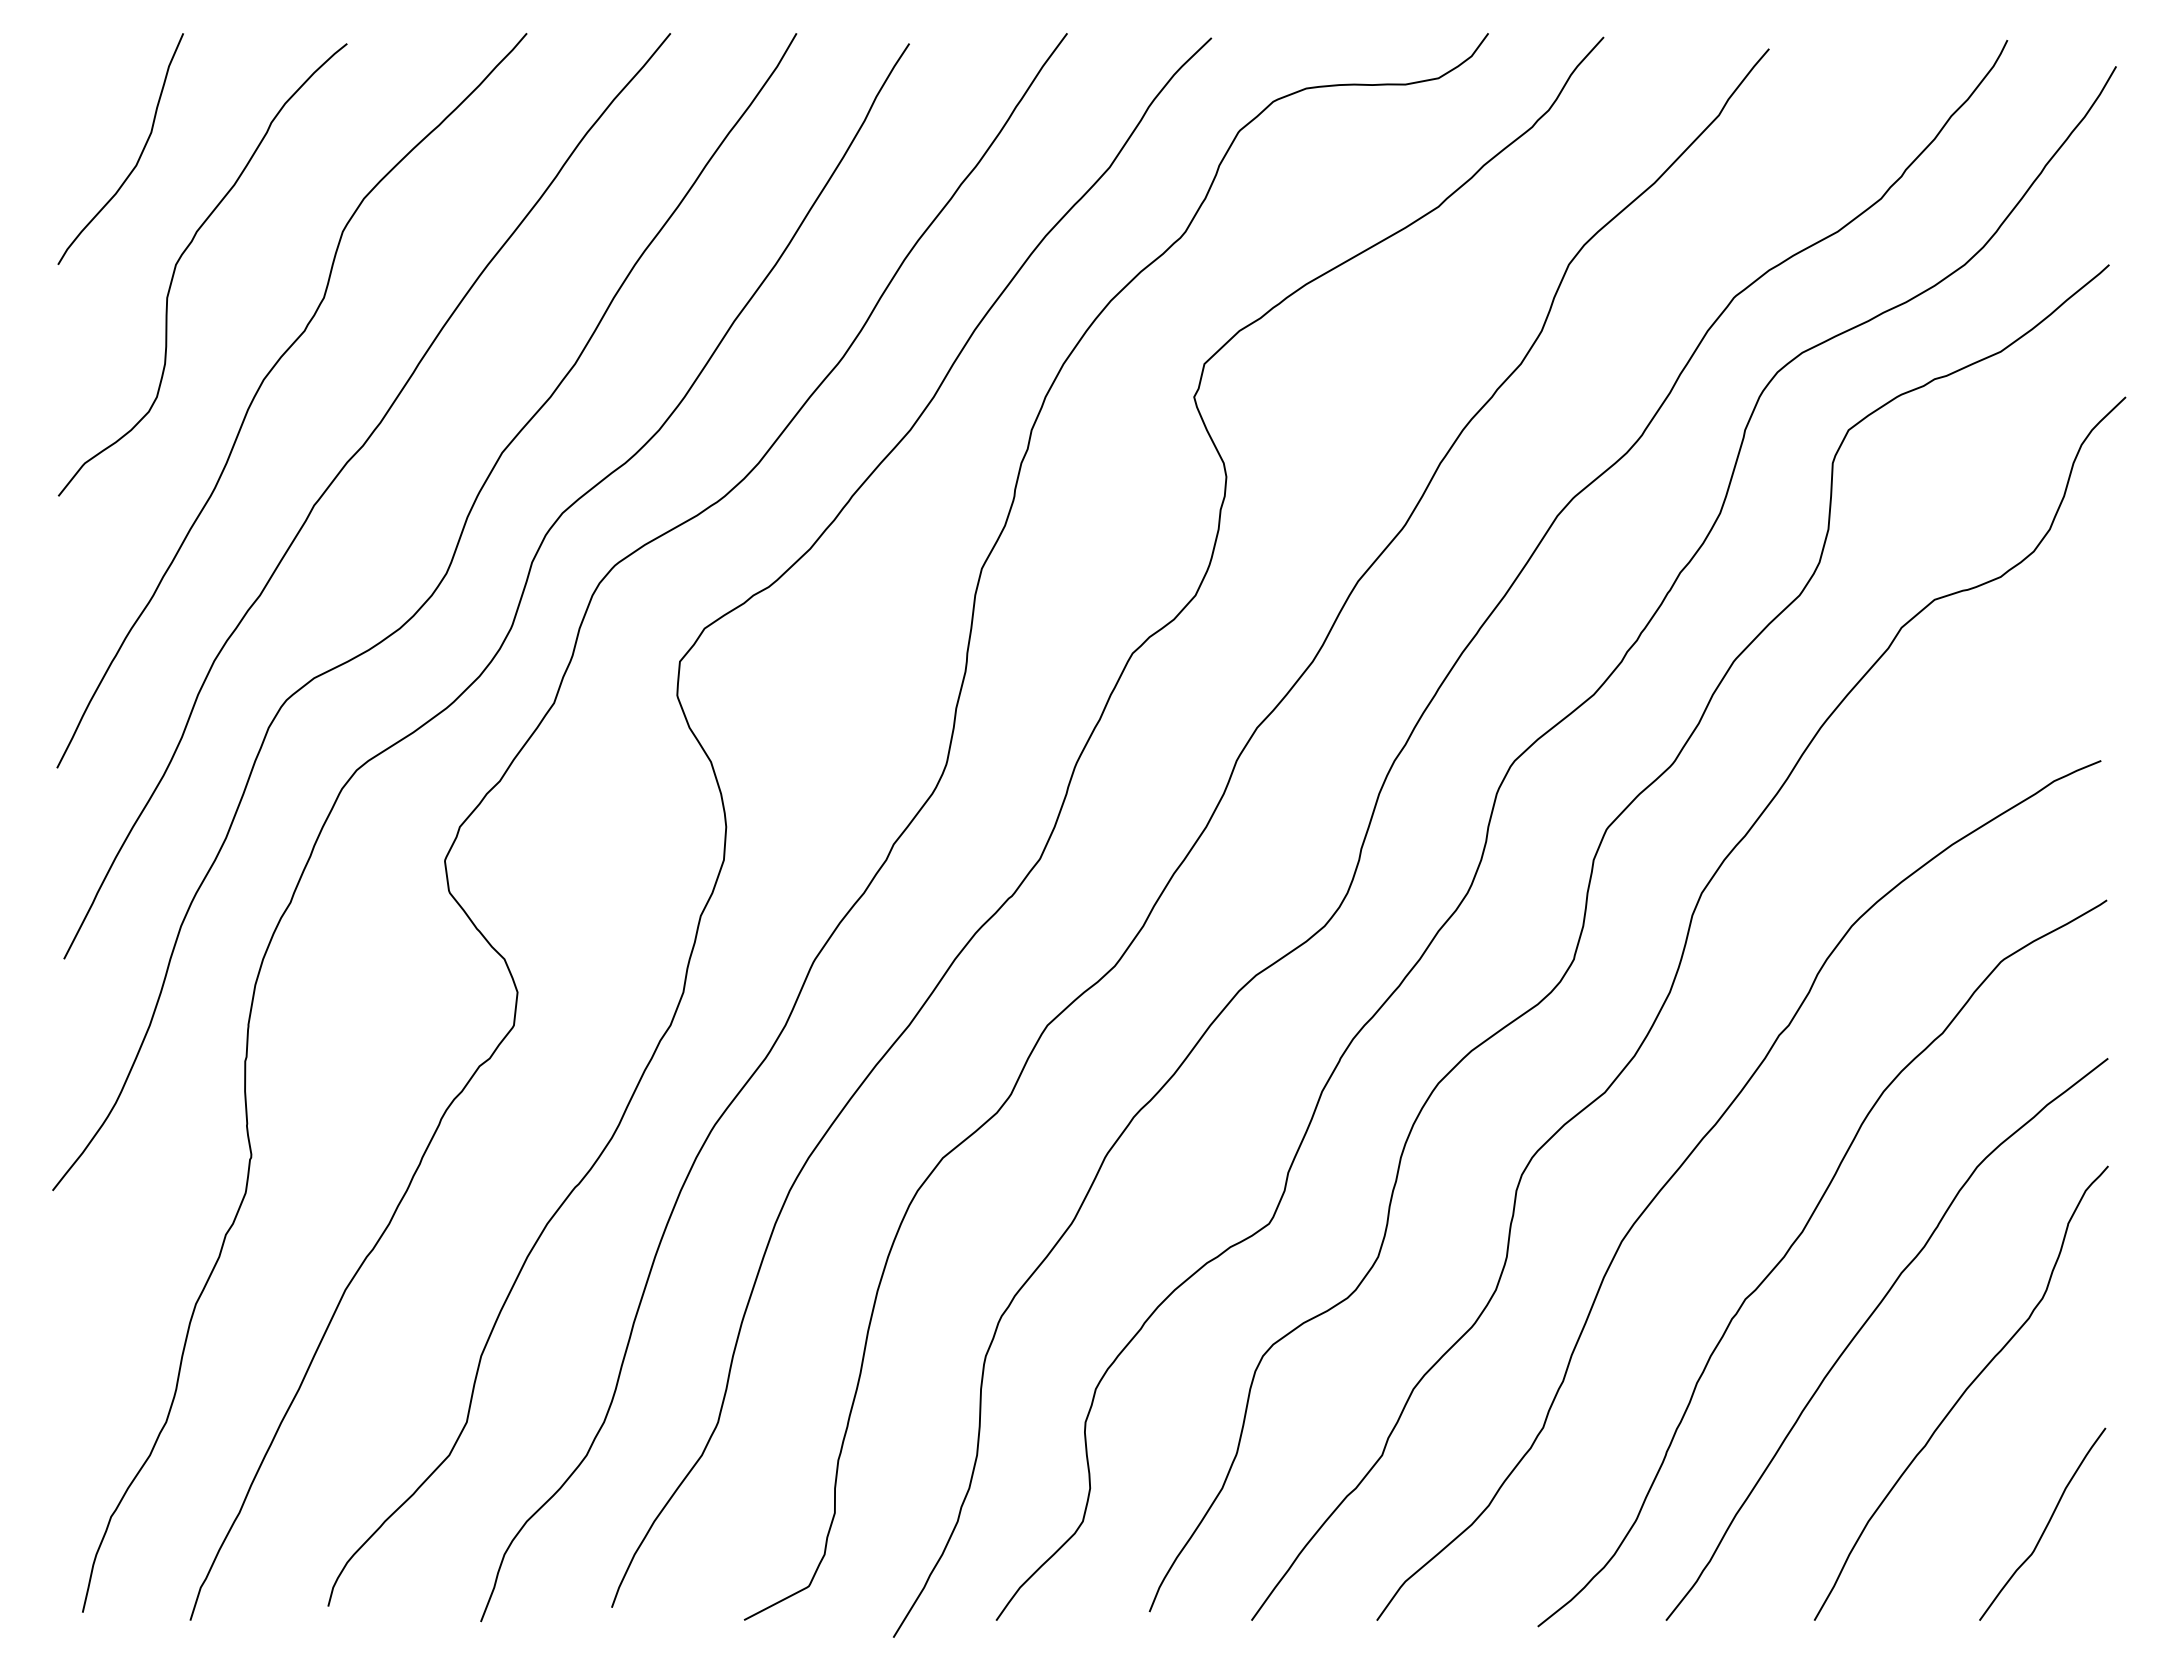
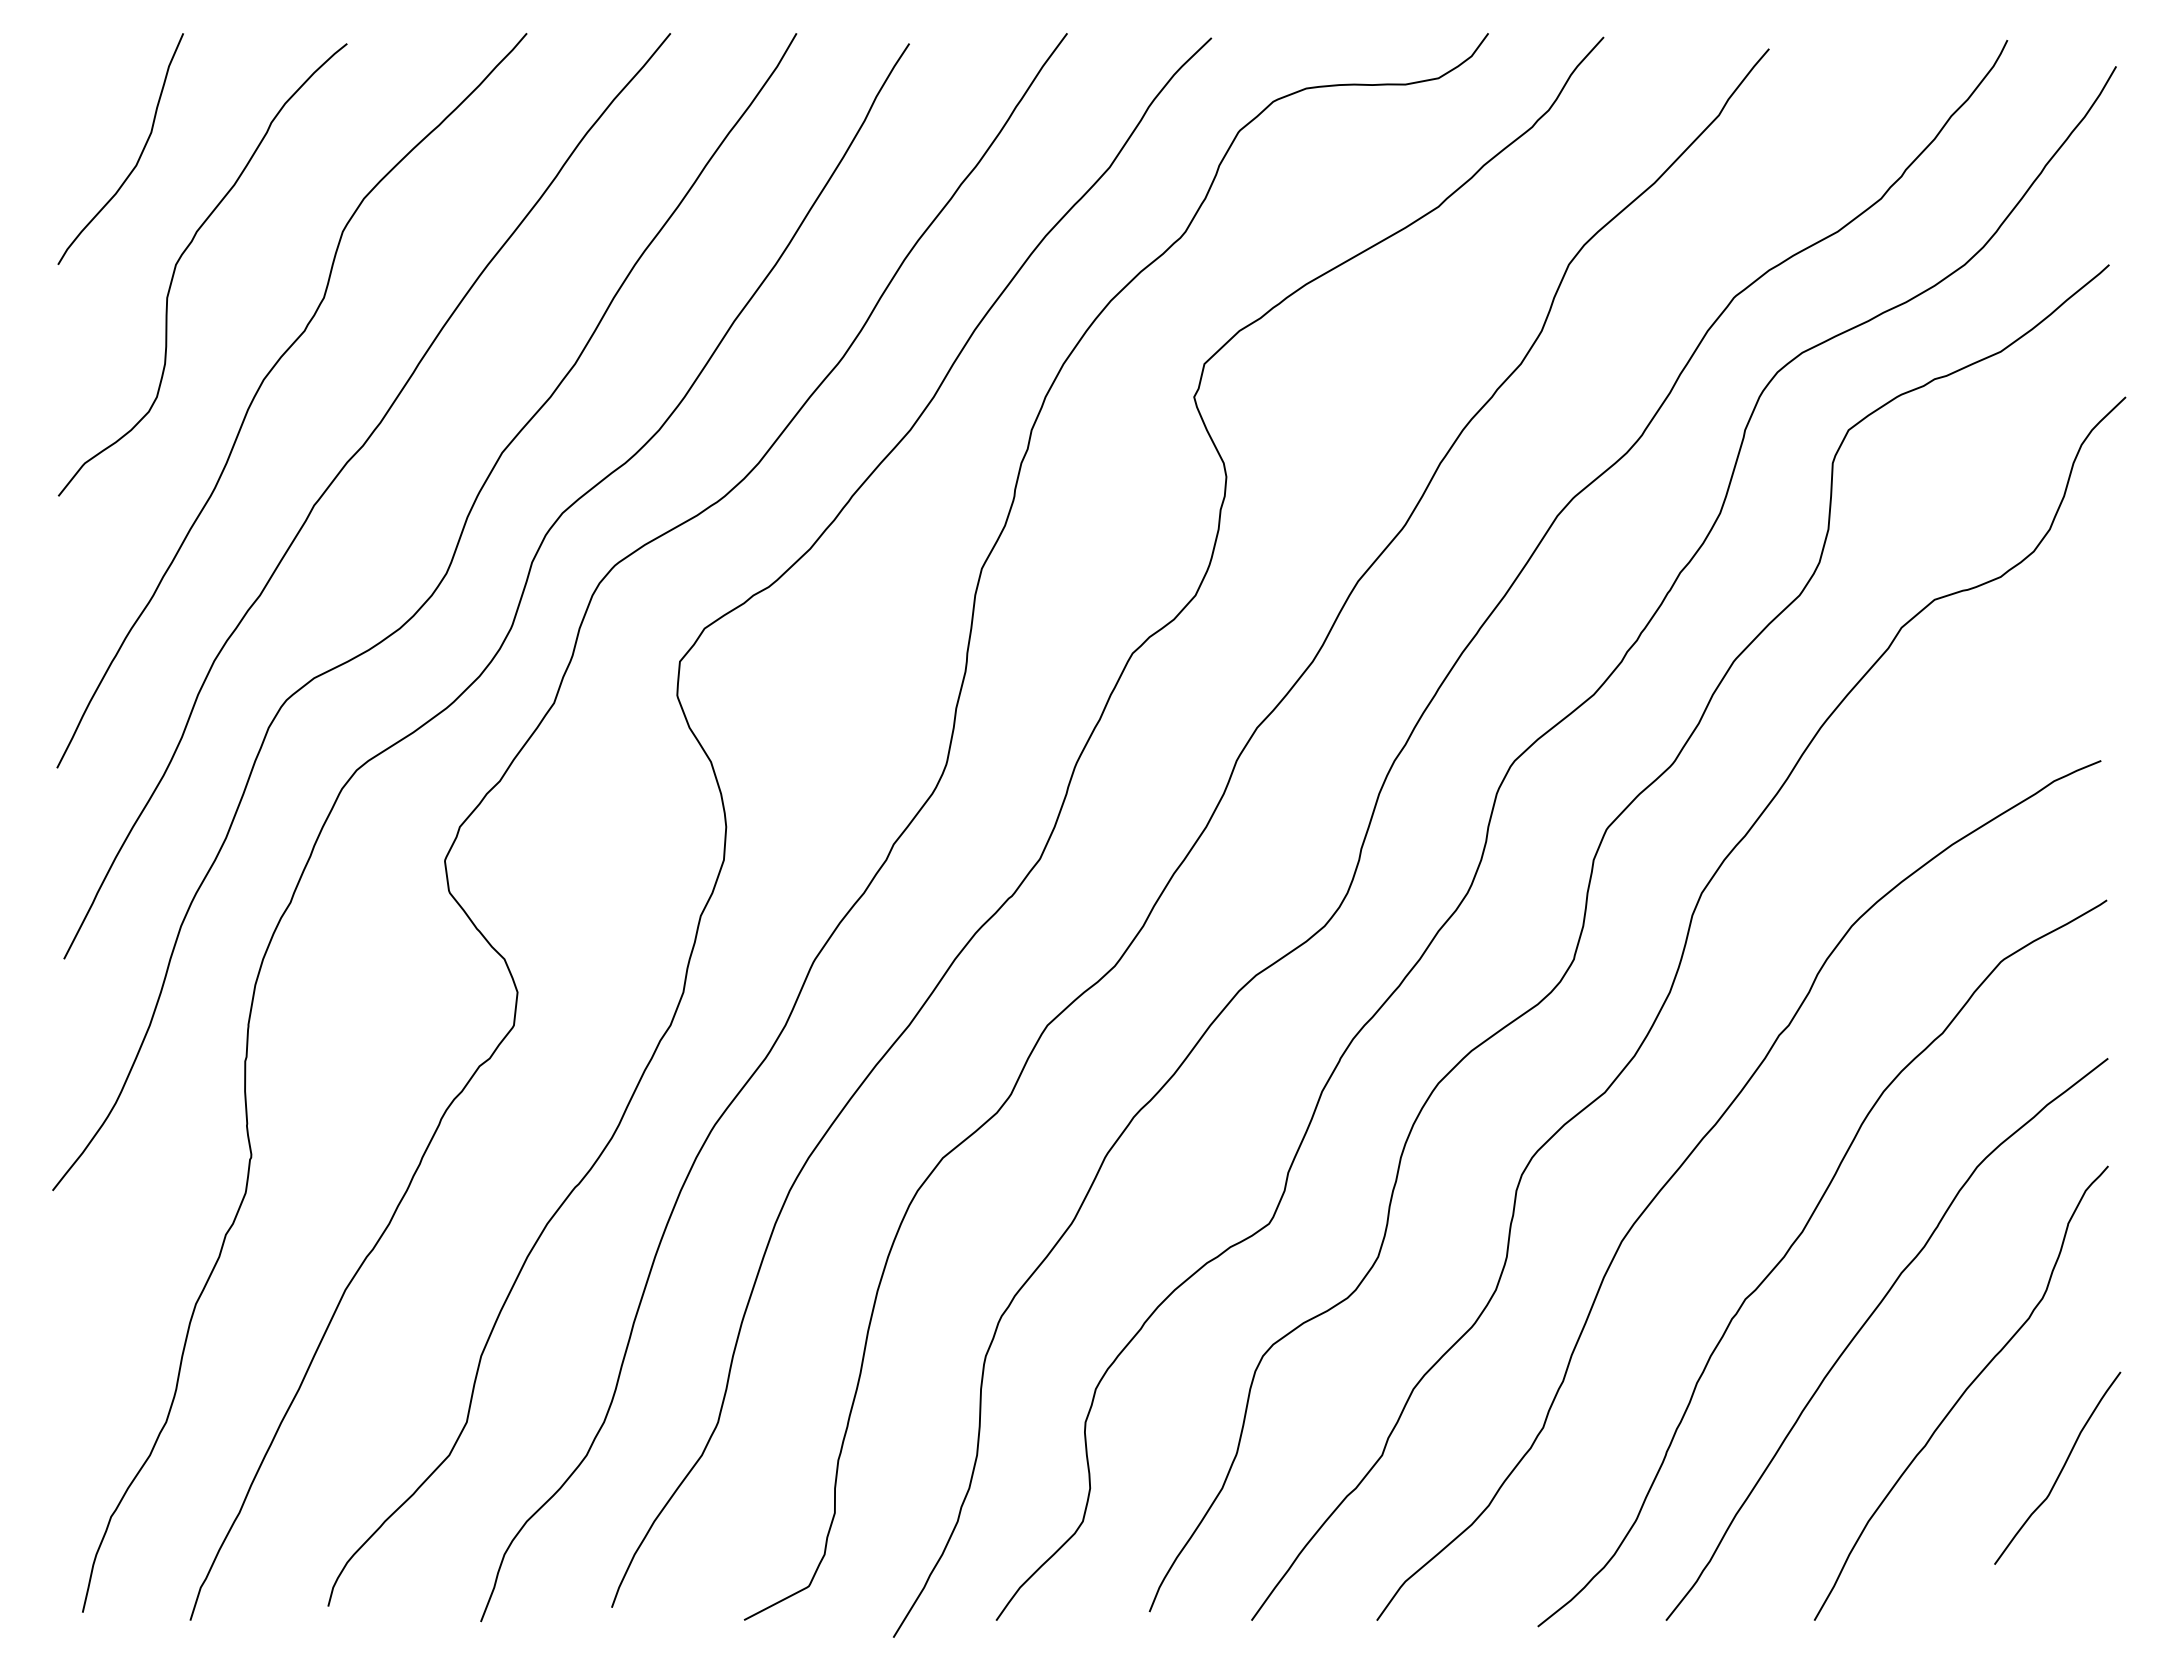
curve position: (2046, 1524) -> (2061, 1468) (2061, 1468)
